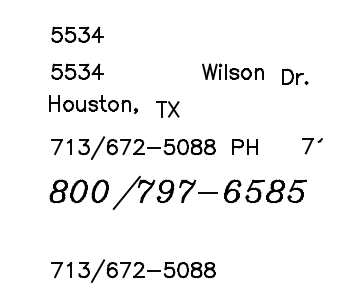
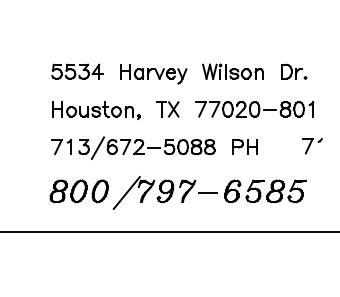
part: present -> none (77, 34)
part: none -> present (153, 74)
part position: (295, 76) -> (294, 71) (294, 71)
part position: (93, 104) -> (96, 110) (96, 110)
part: none -> present (254, 109)
line: none -> present (169, 232)
part: present -> none (133, 270)
